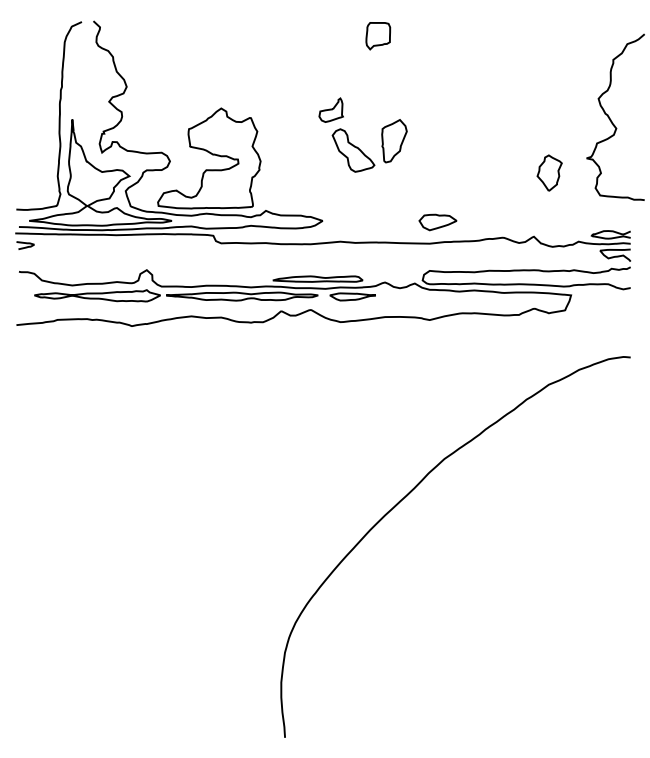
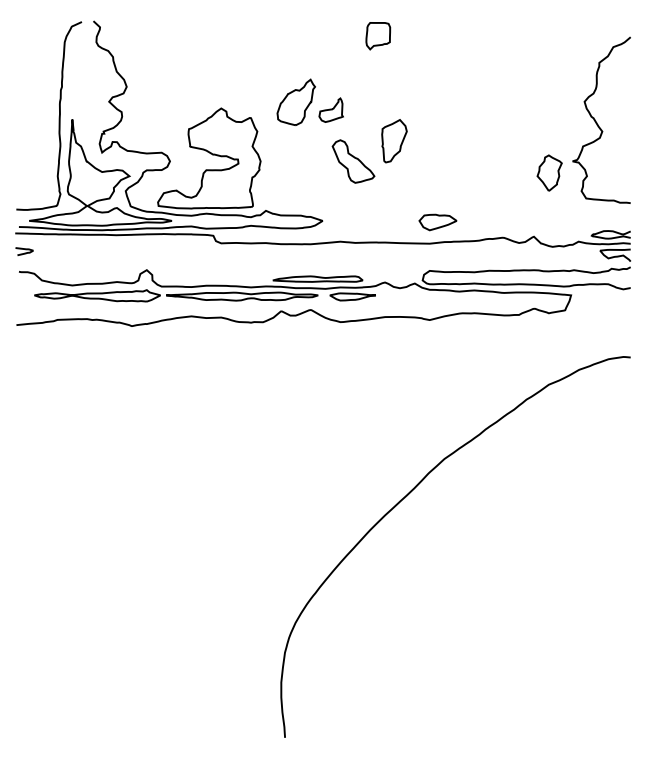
part: none -> present (295, 101)
curve position: (611, 119) -> (597, 122) (597, 122)
part position: (353, 150) -> (353, 161) (353, 161)
curve position: (25, 246) -> (24, 252) (24, 252)
